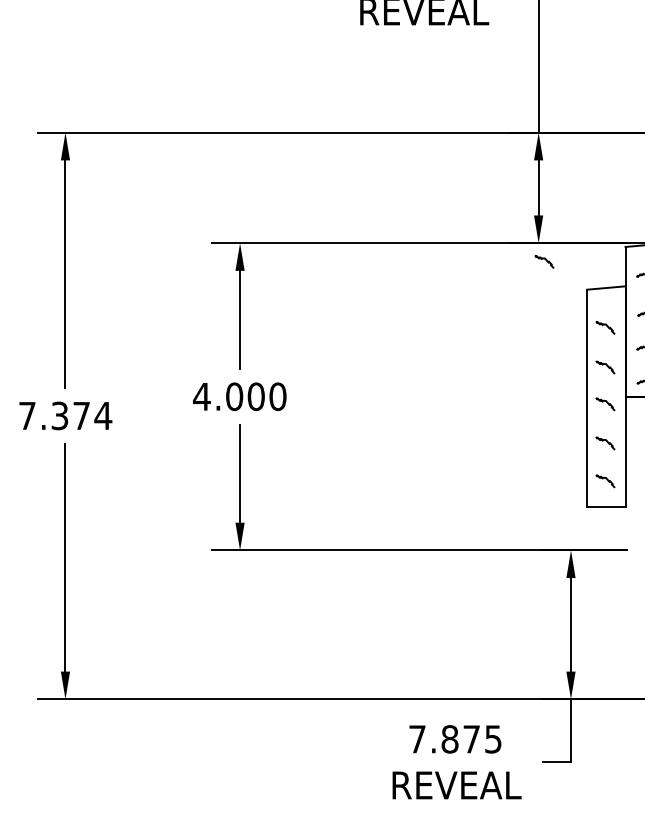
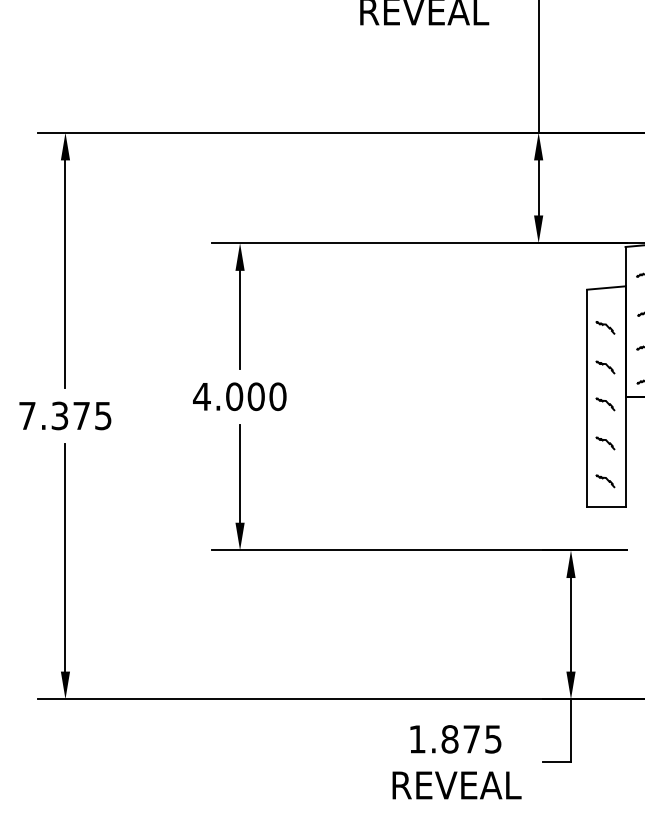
curve: present -> none (545, 260)
text: 7.374 -> 7.375 (103, 416)
text: 7.875 -> 1.875 (417, 739)
